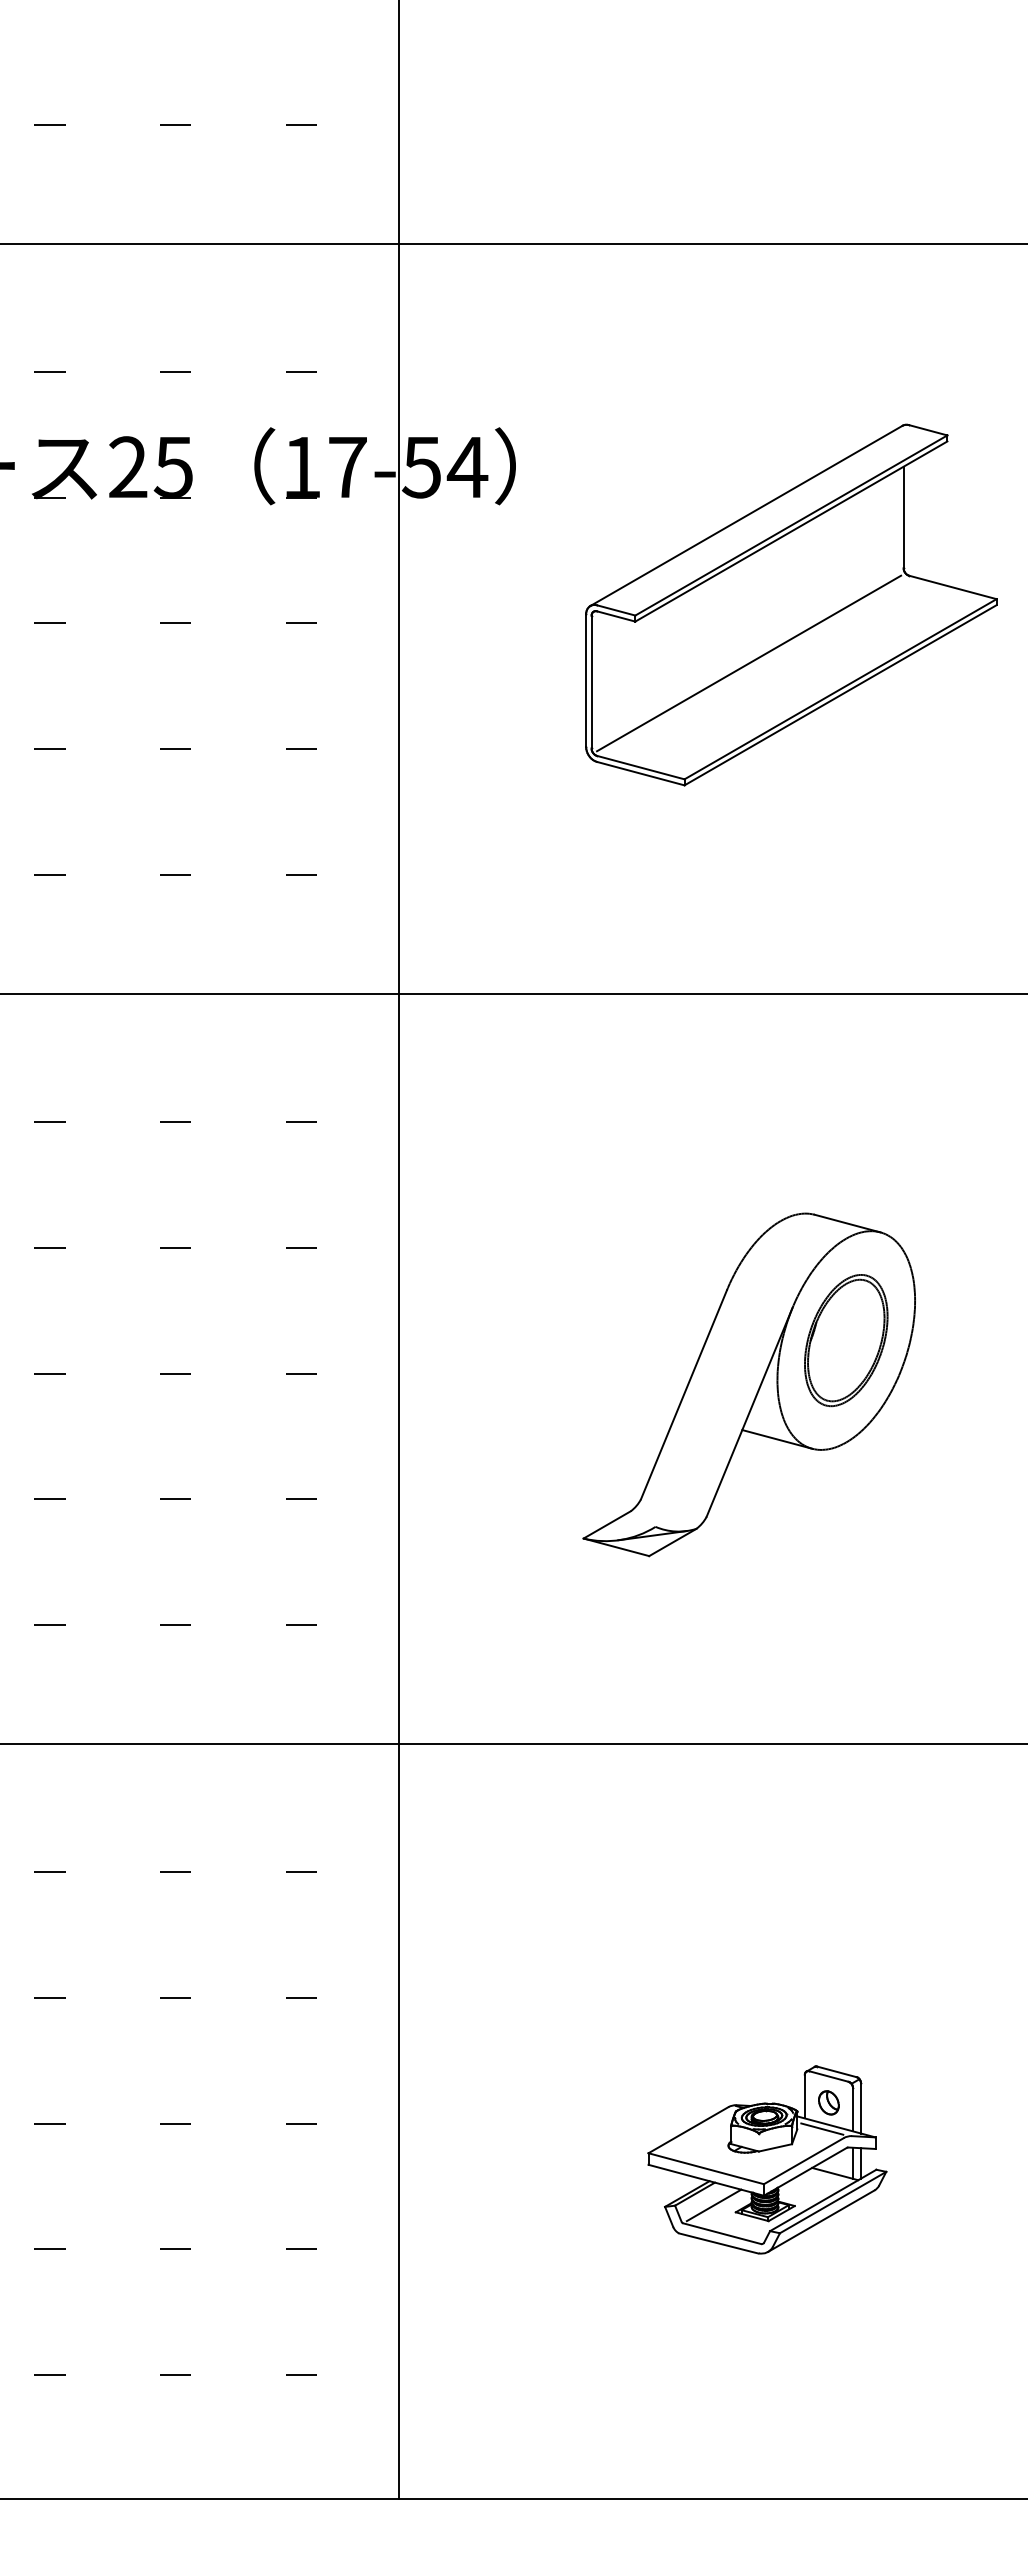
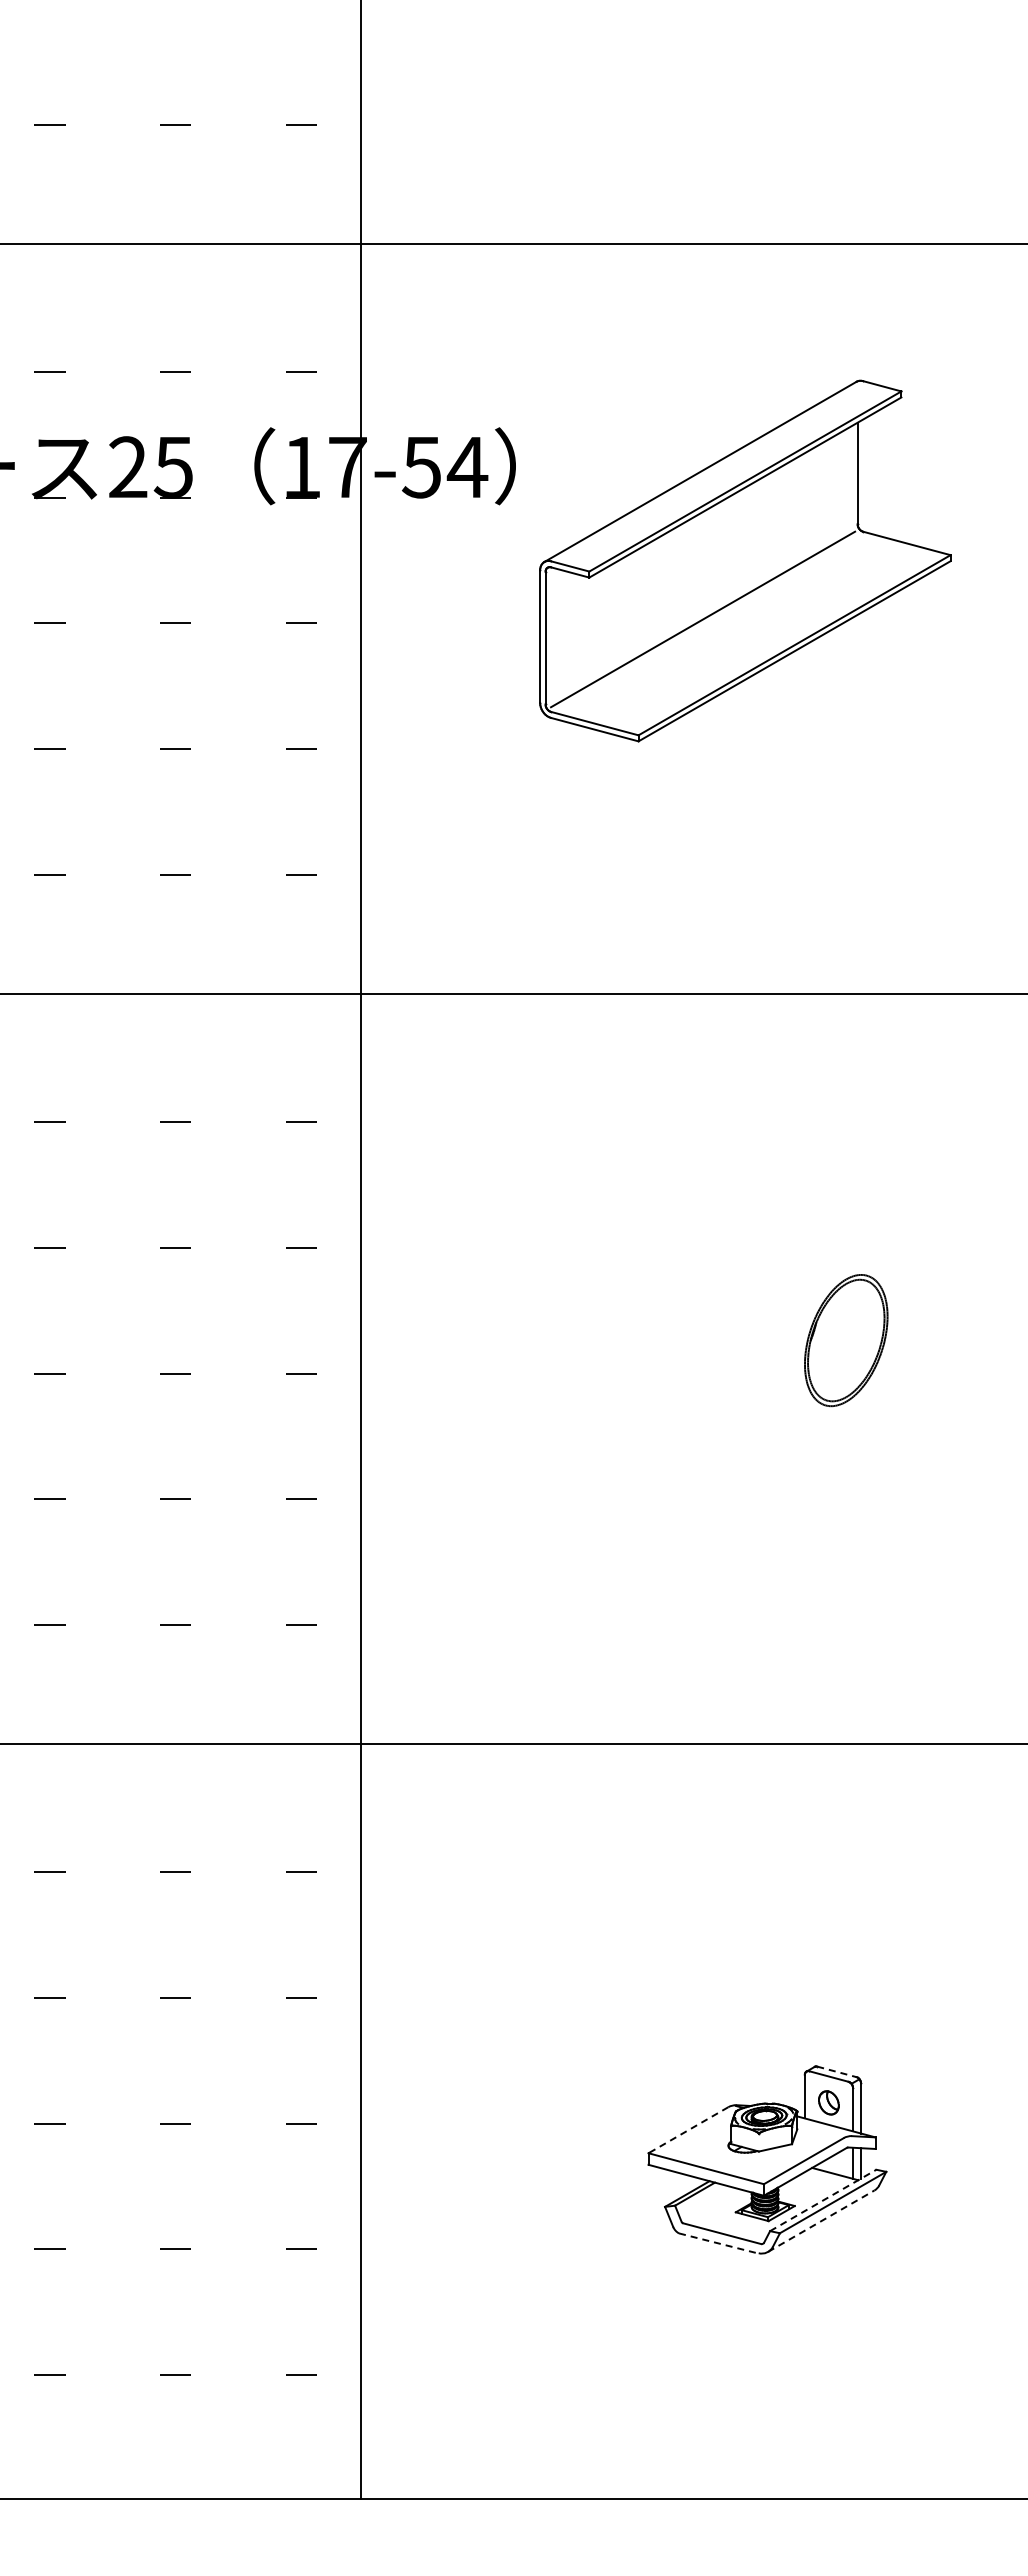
part position: (791, 604) -> (745, 560) (745, 560)
line position: (399, 1250) -> (361, 1250) (361, 1250)
part: present -> none (748, 1384)
line: solid -> dashed (837, 2072)
line: present -> none (822, 2128)
line: solid -> dashed (688, 2130)
line: solid -> dashed (823, 2200)
line: present -> none (713, 2205)
line: solid -> dashed (821, 2220)
line: solid -> dashed (719, 2243)
